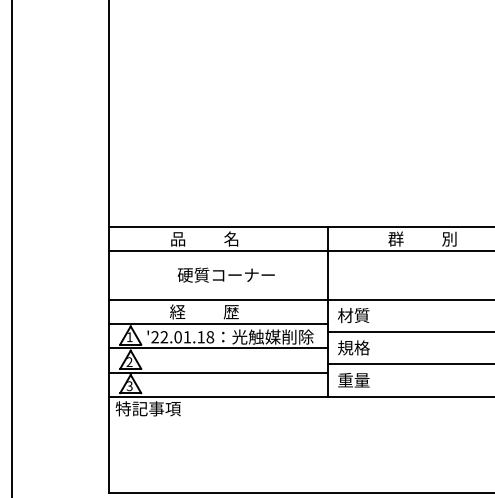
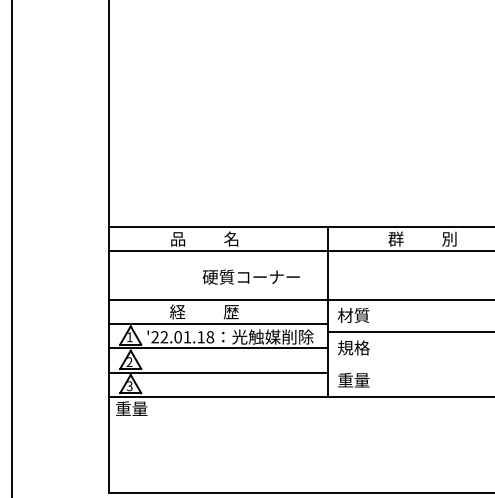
text position: (225, 274) -> (250, 276) (250, 276)
line: present -> none (409, 364)
text: 特記事項 -> 重量 (147, 408)
